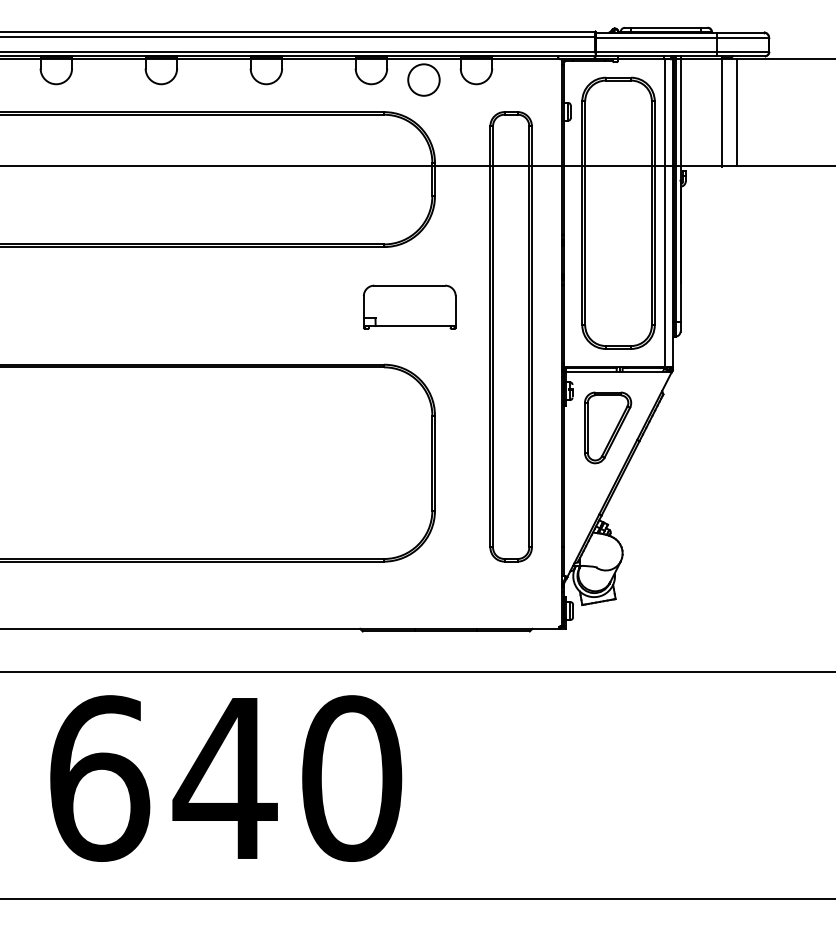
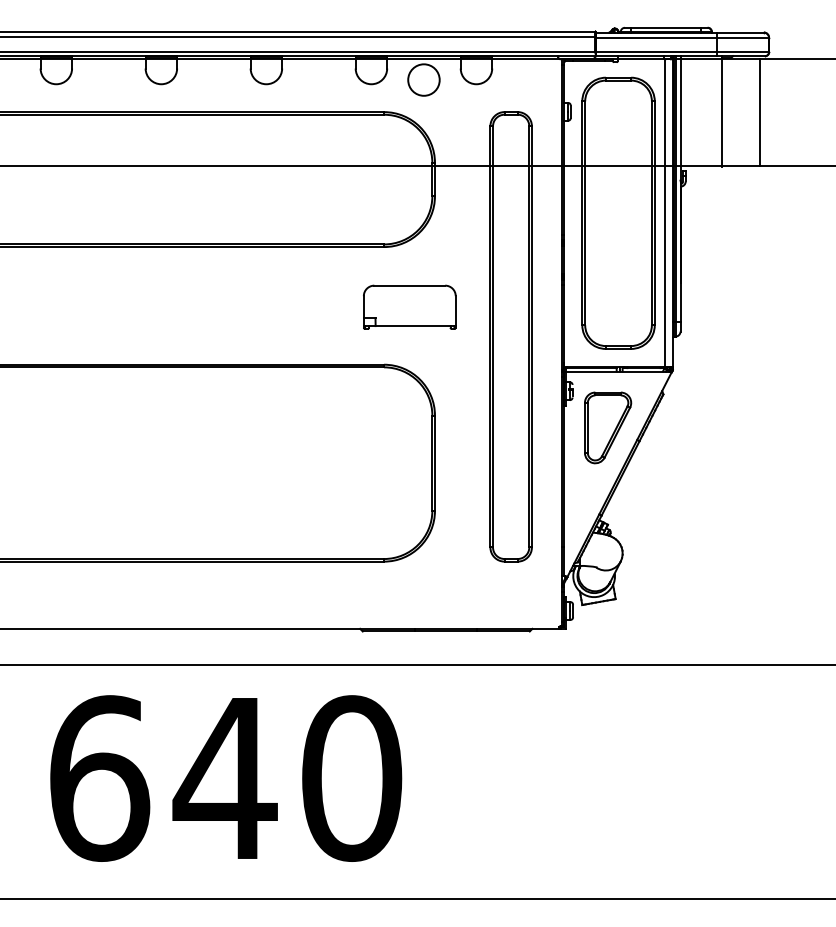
line position: (736, 111) -> (759, 111) (759, 111)
line position: (417, 671) -> (417, 664) (417, 664)
